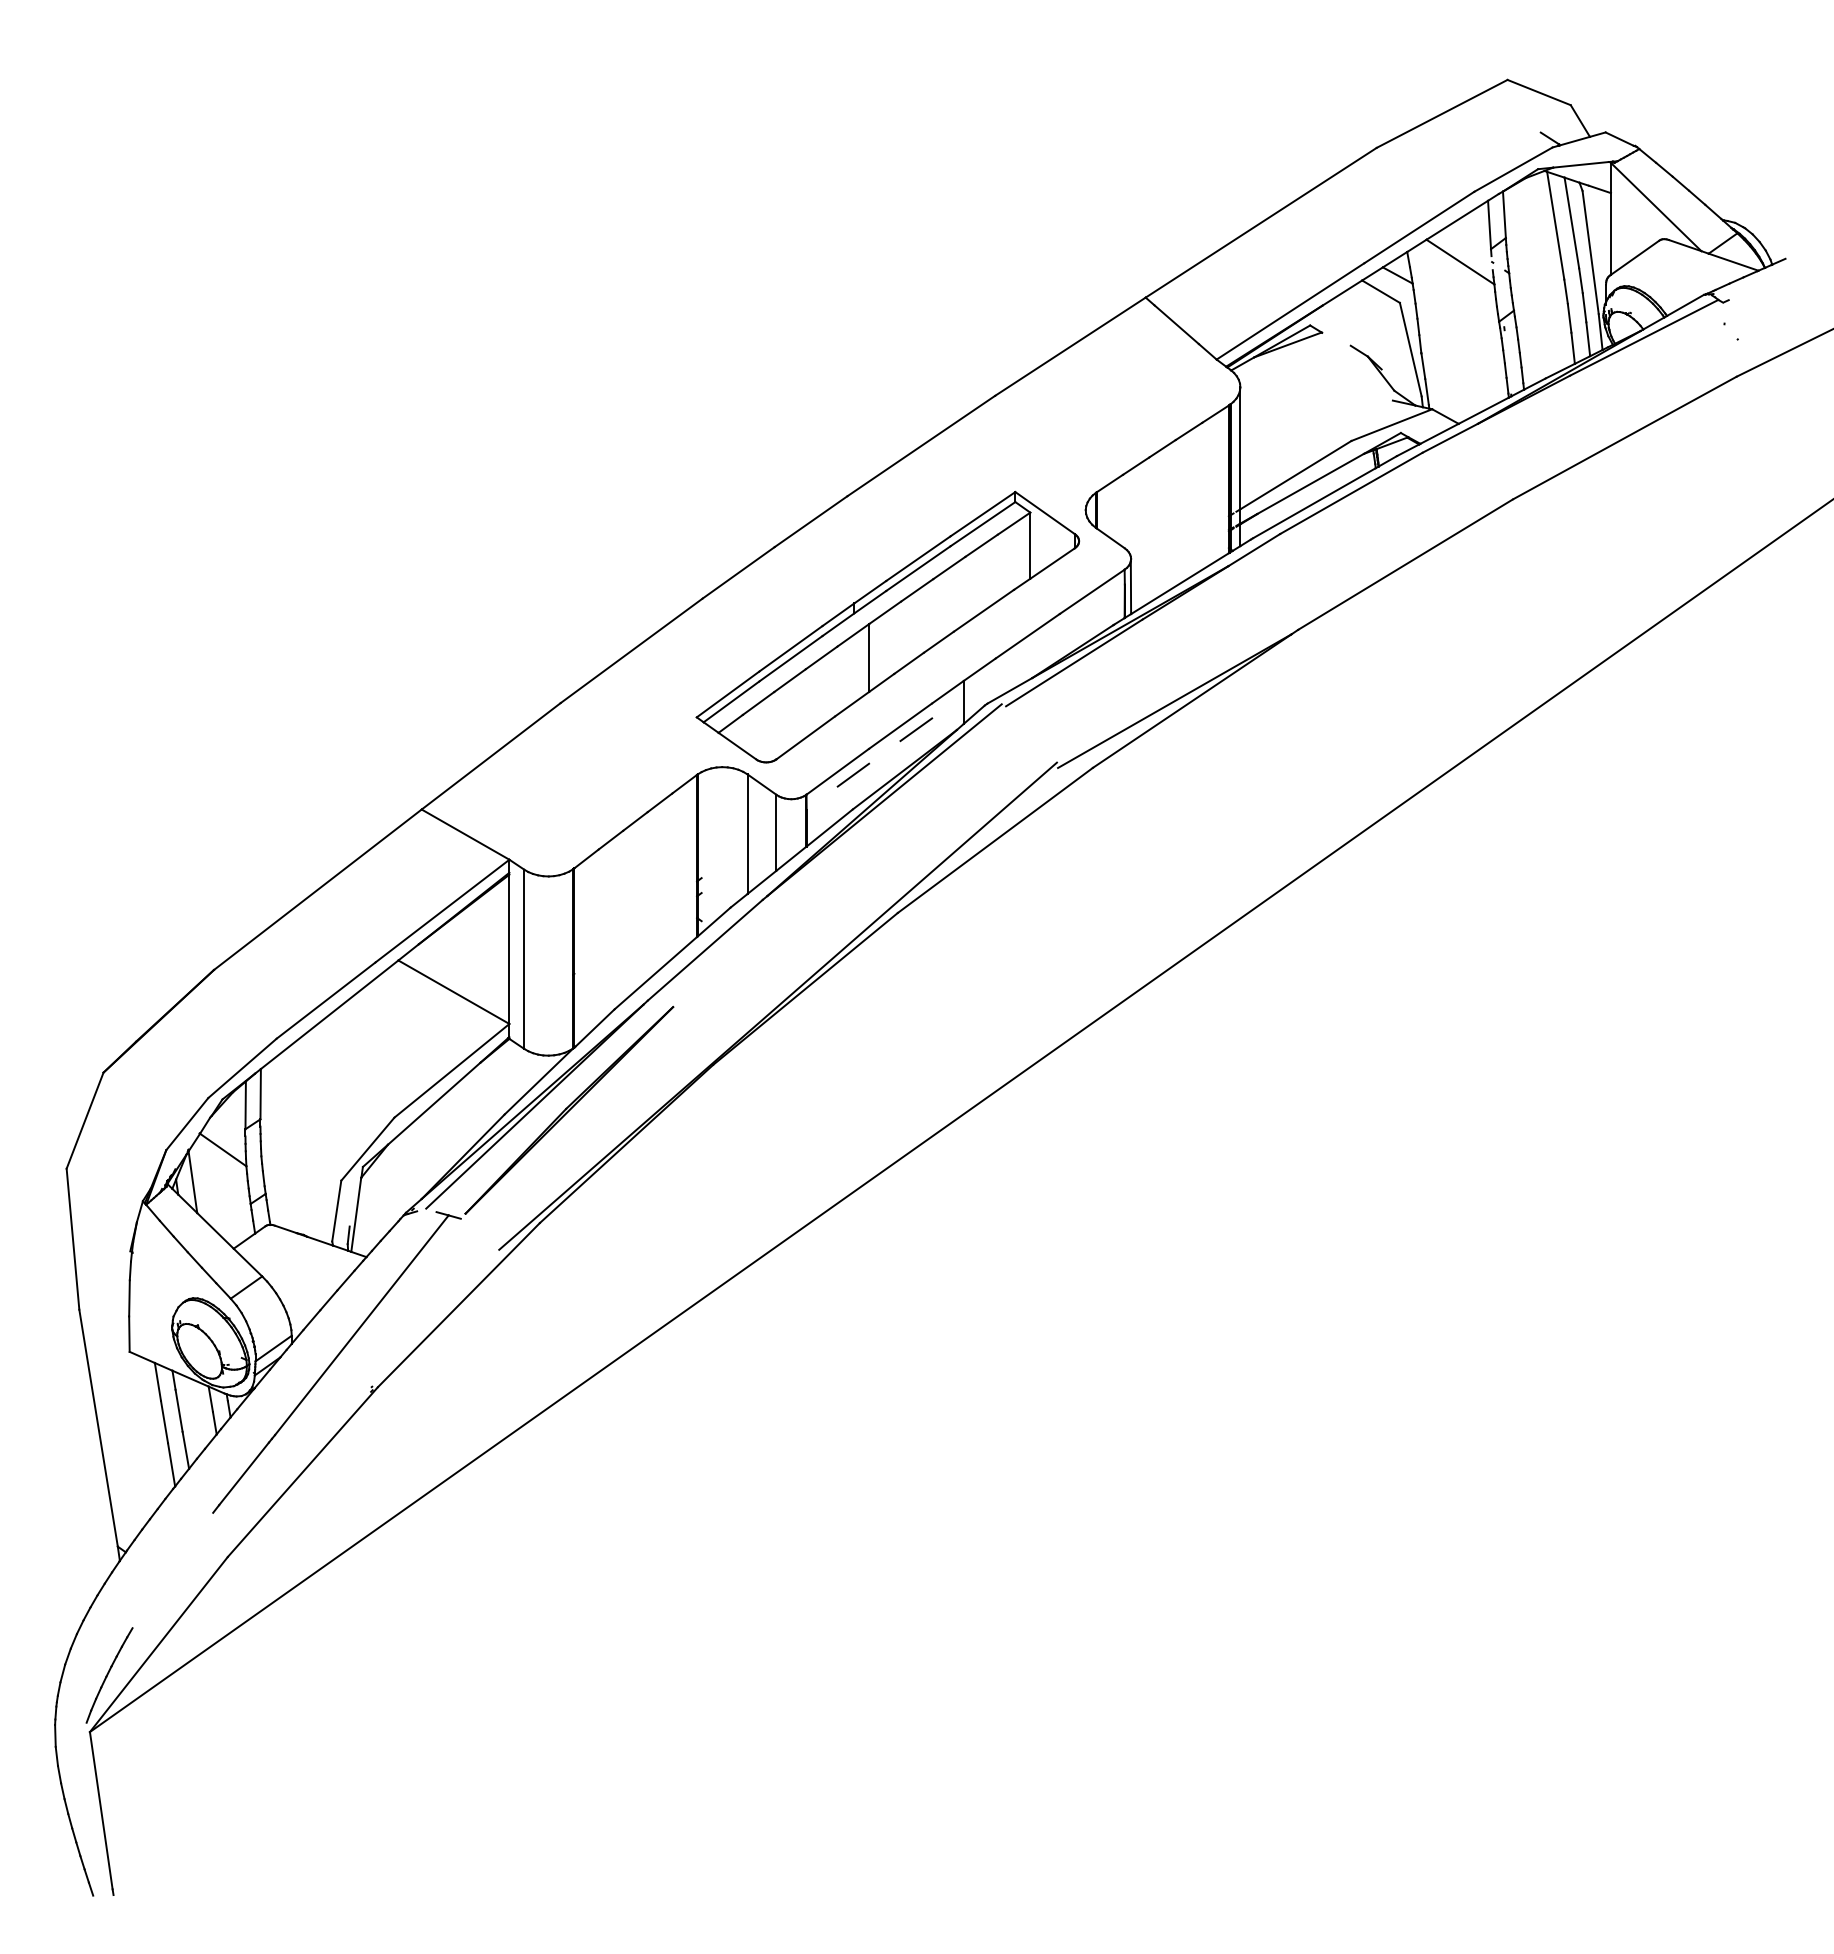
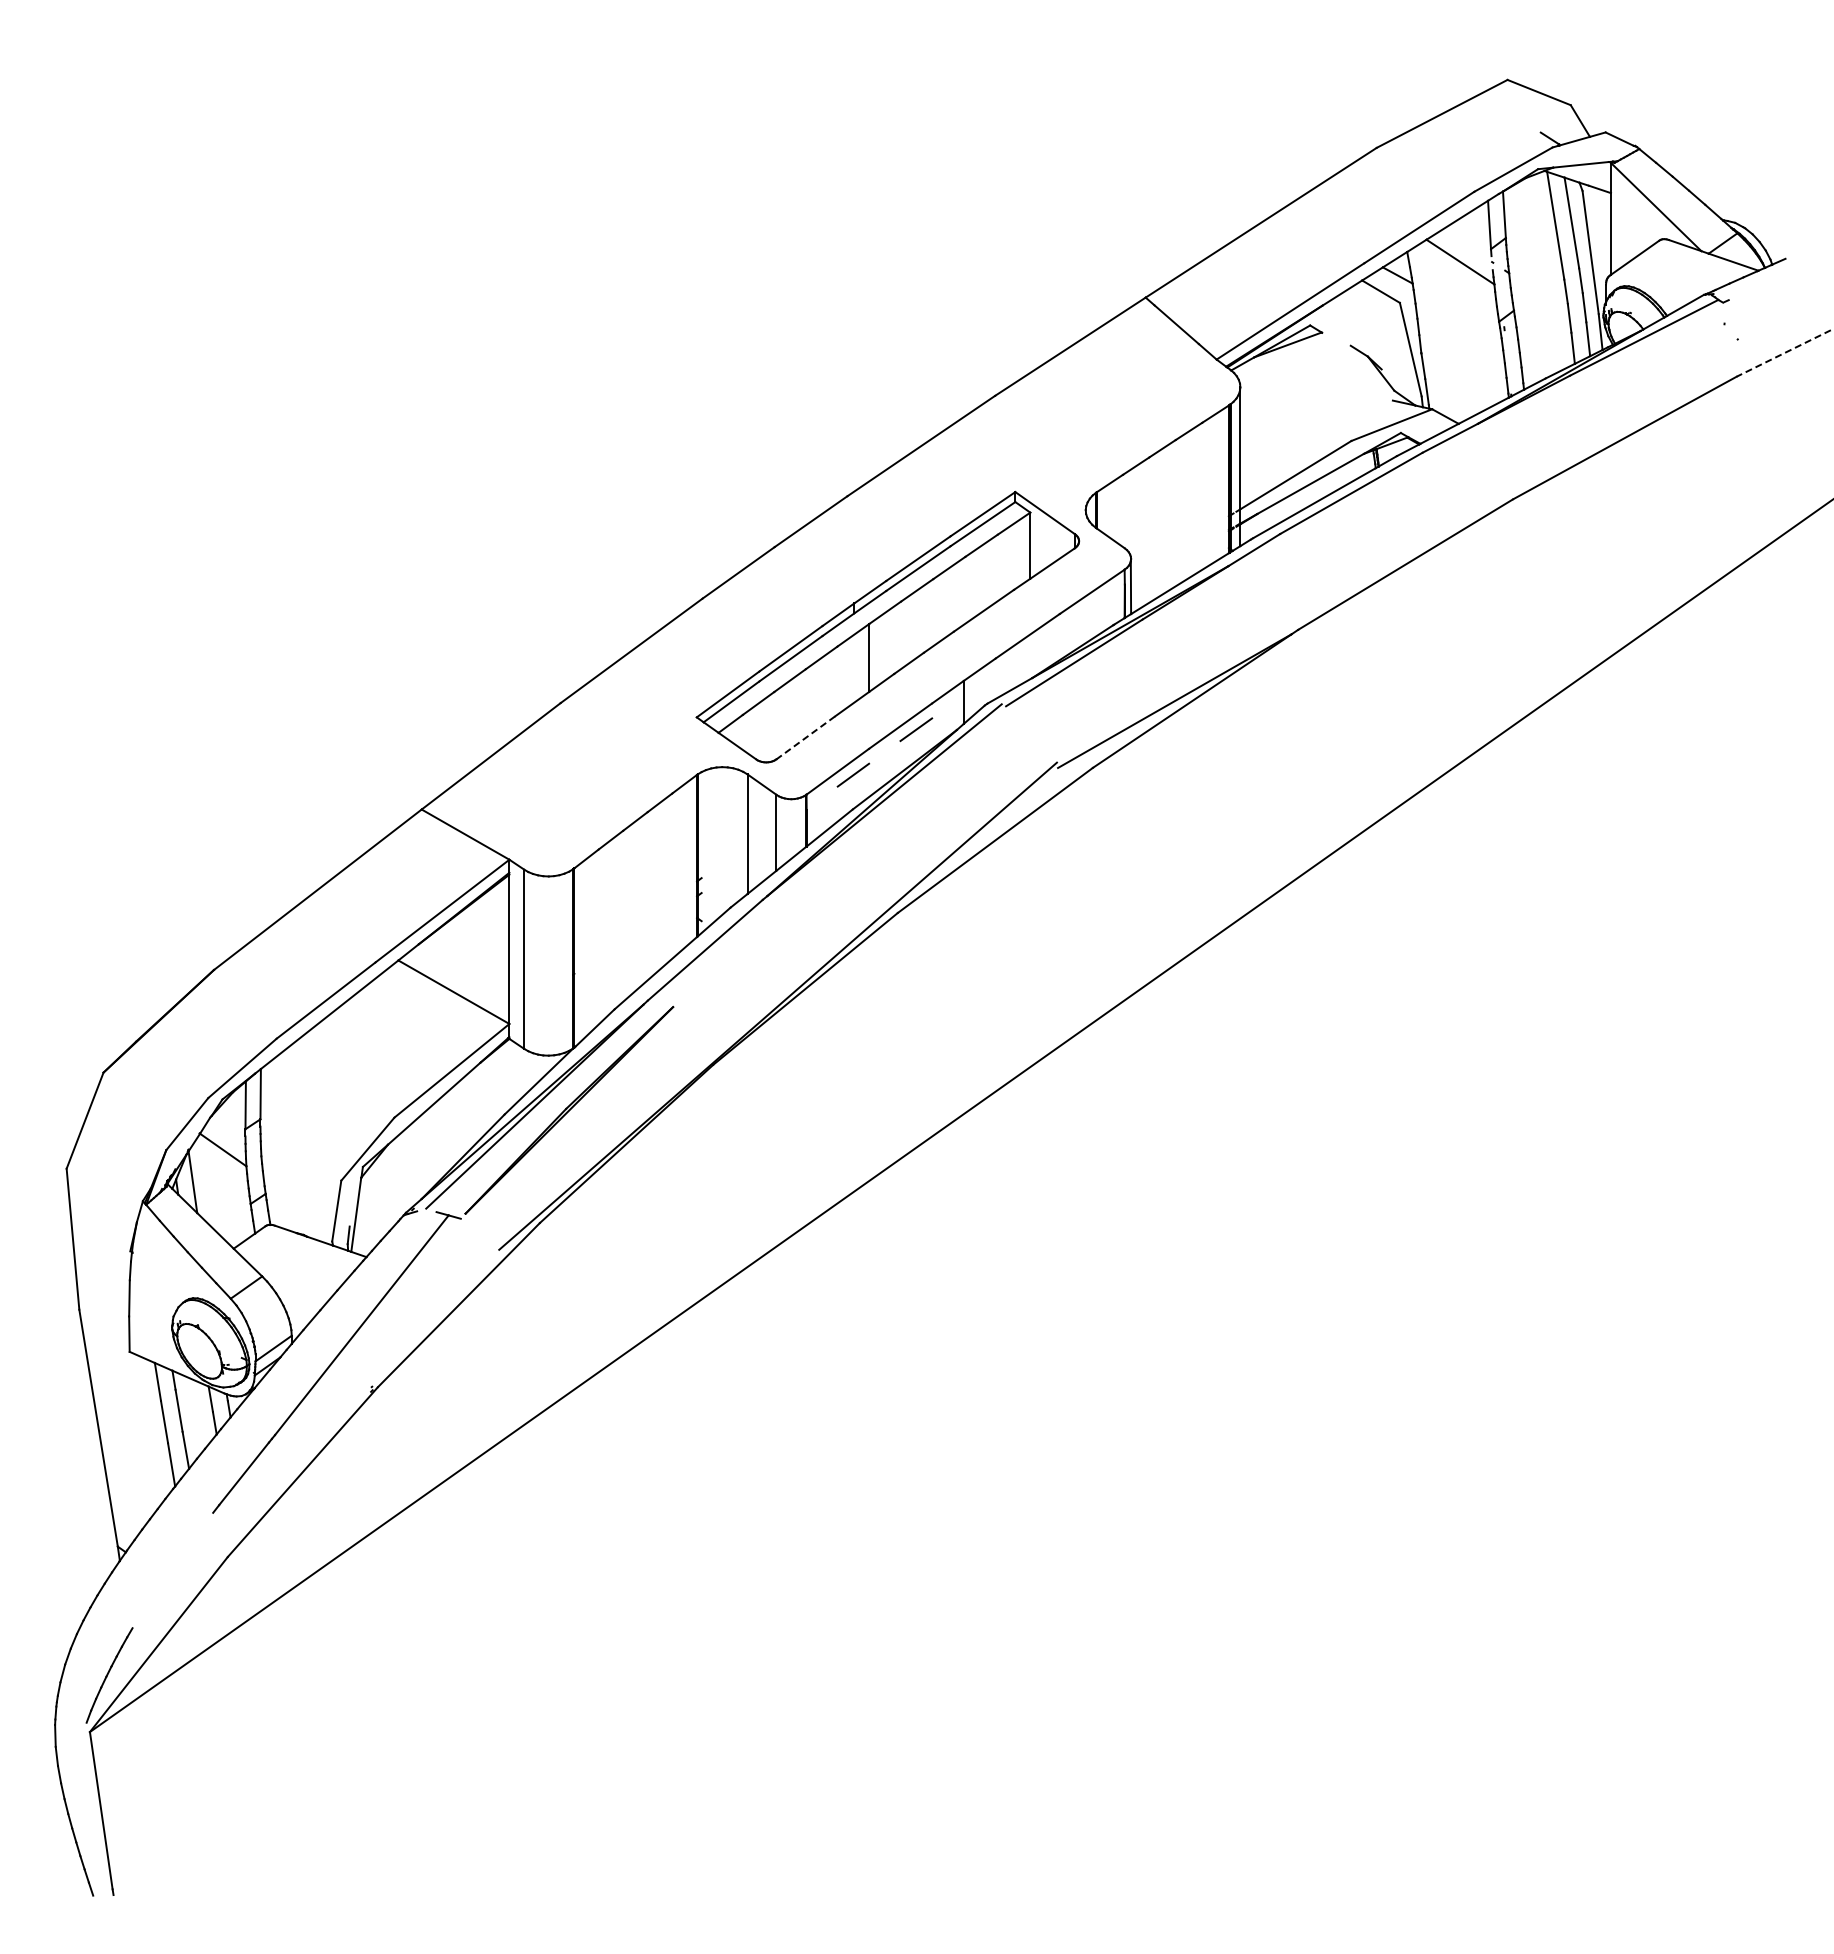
line: solid -> dashed (1785, 352)
line: solid -> dashed (805, 738)
